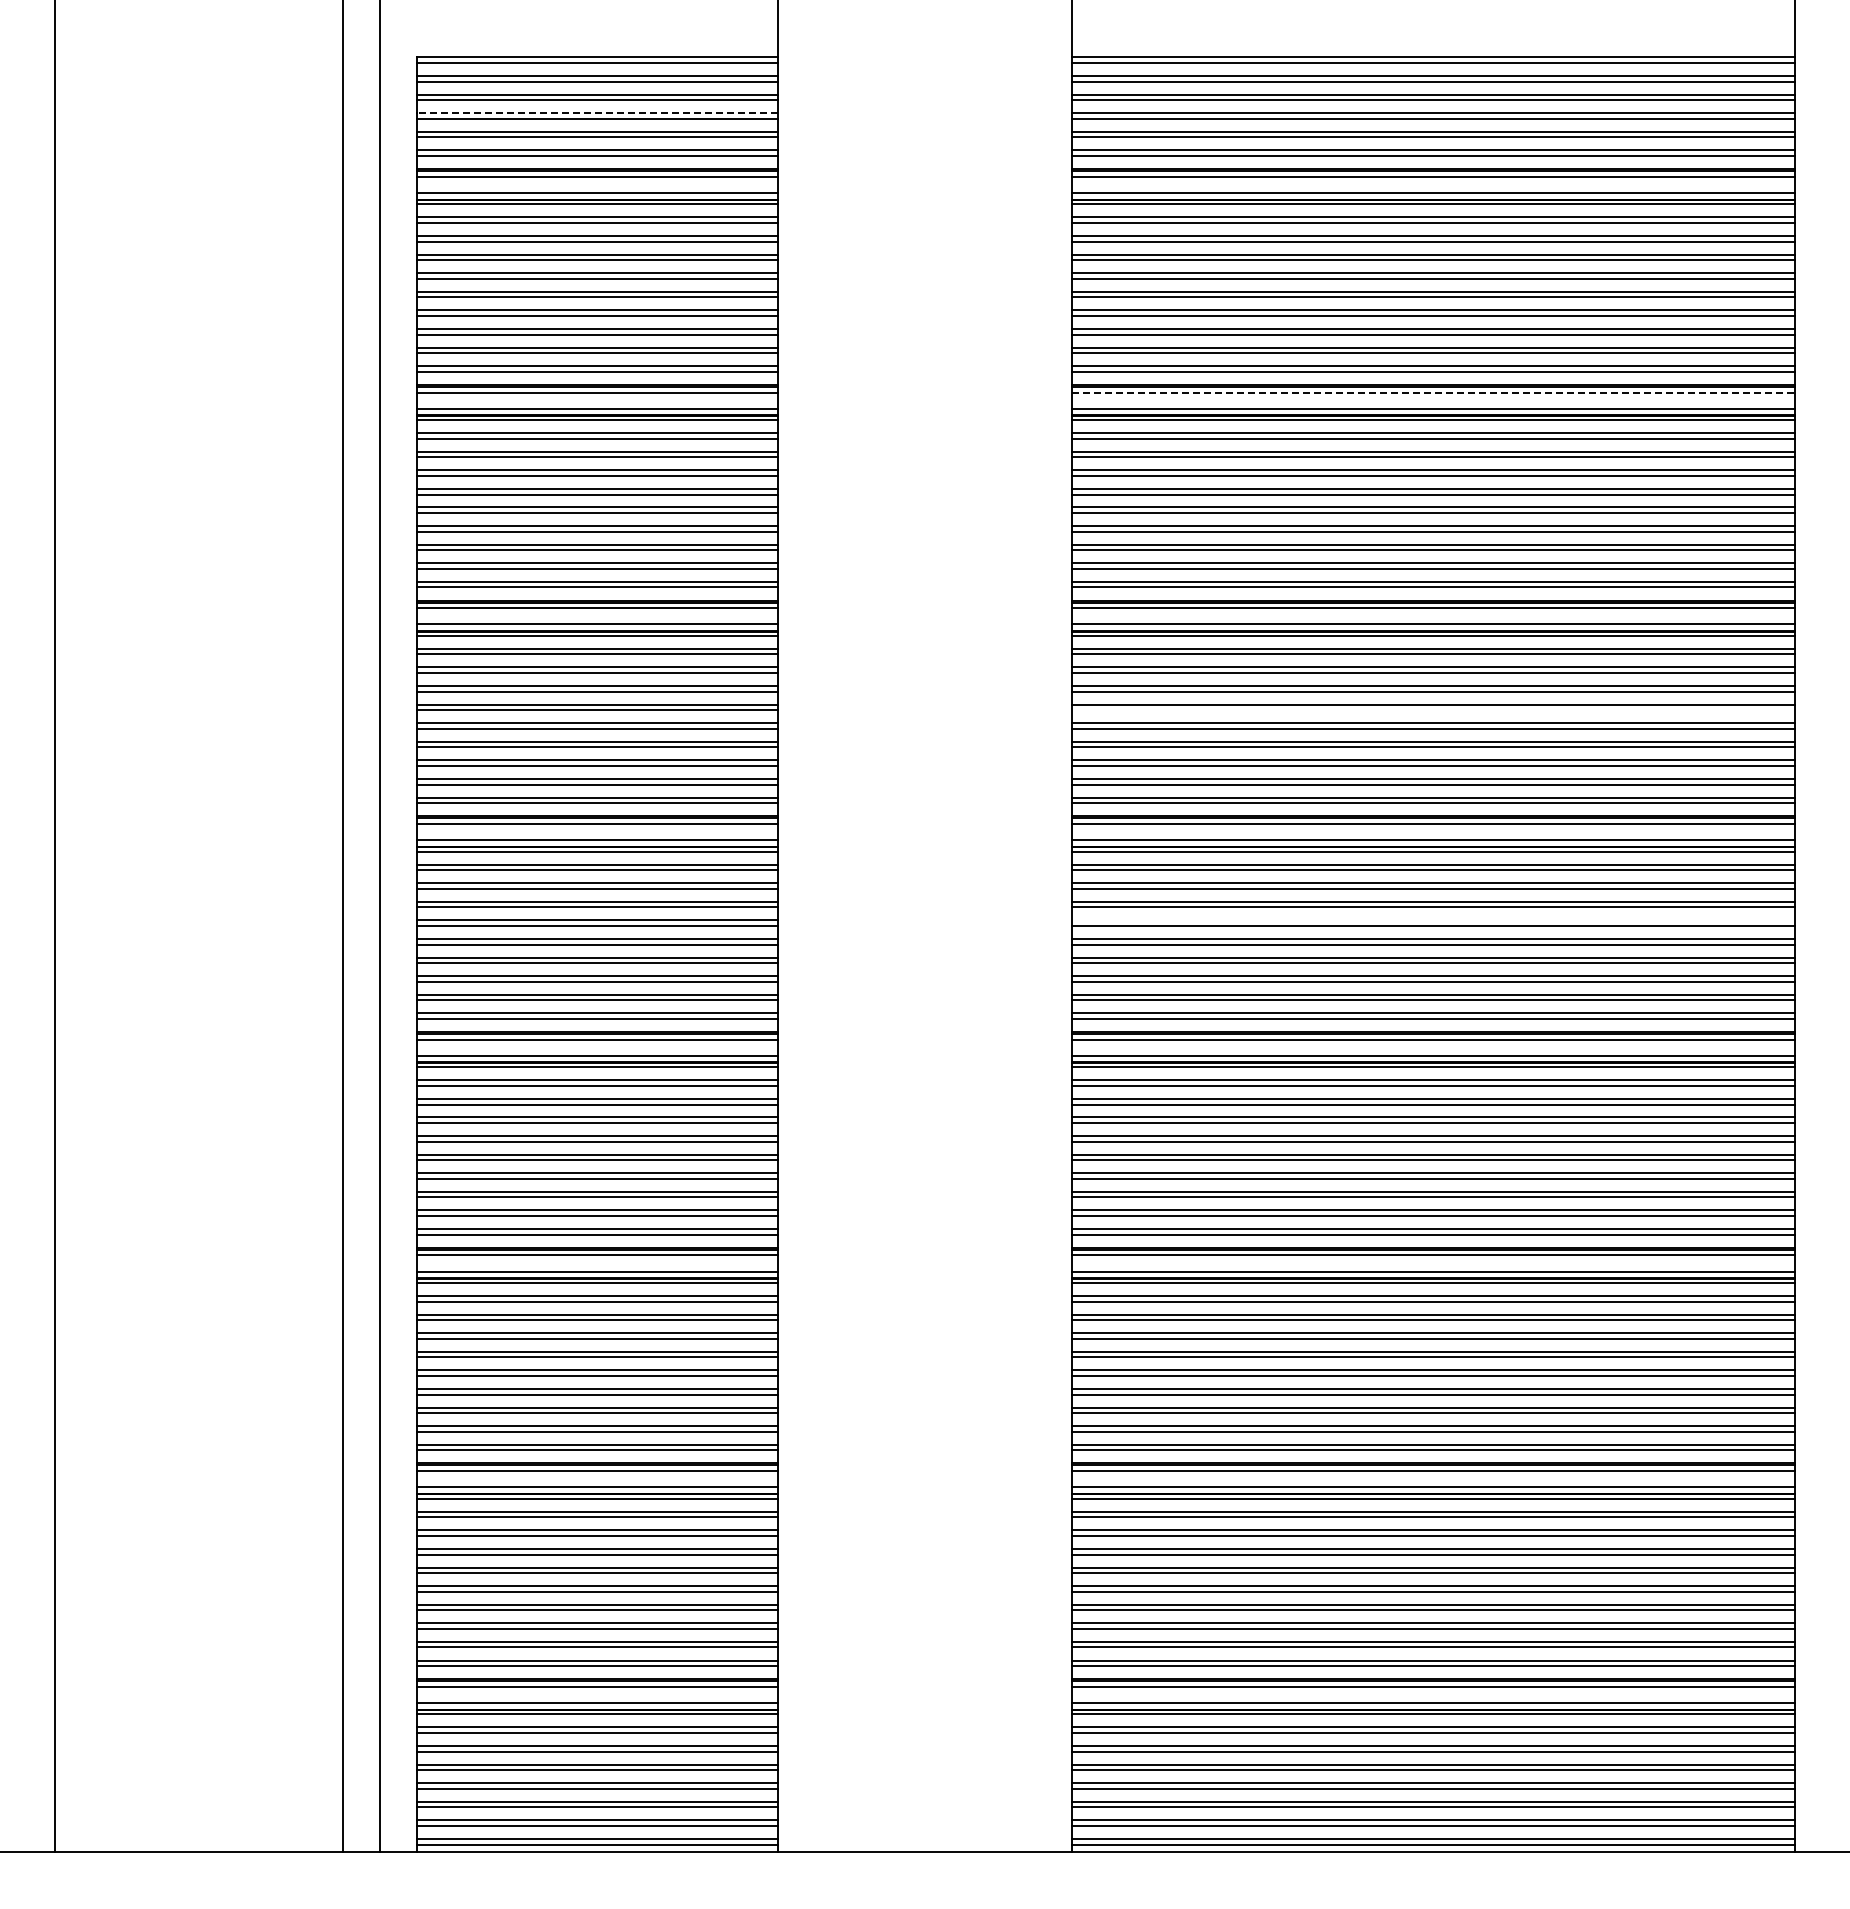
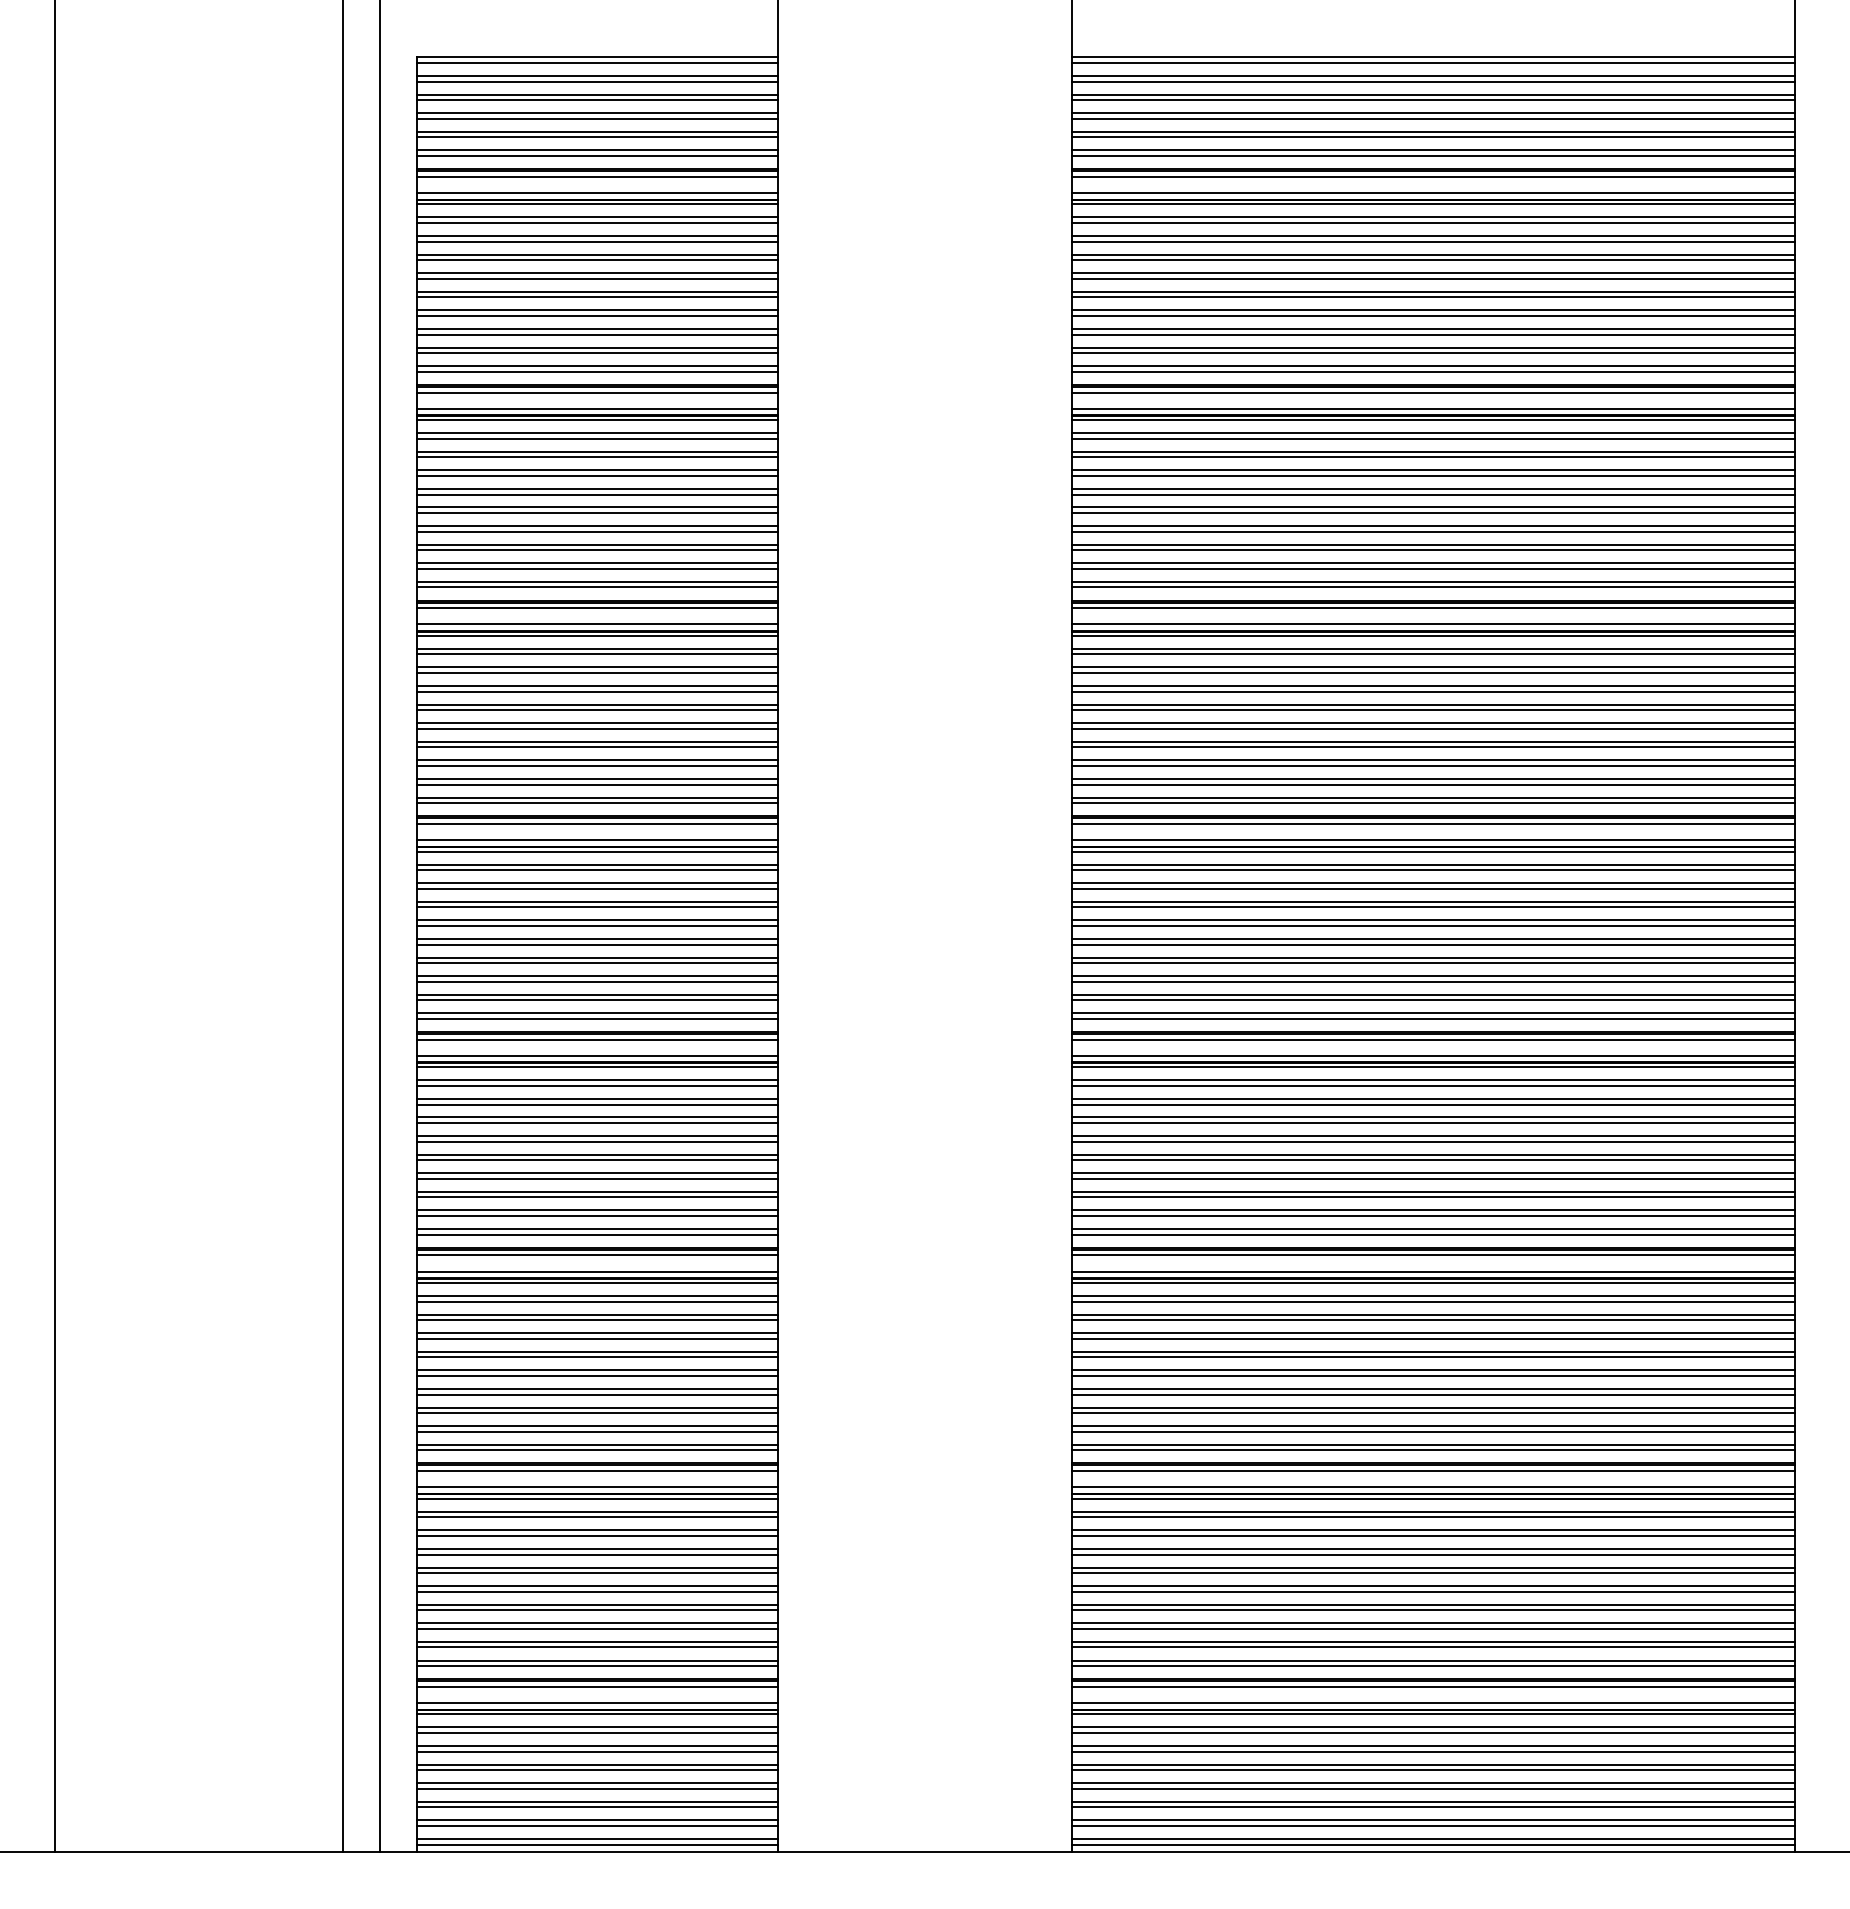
line: dashed -> solid (597, 113)
line: dashed -> solid (1433, 392)
line: none -> present (1432, 710)
line: none -> present (1432, 920)
